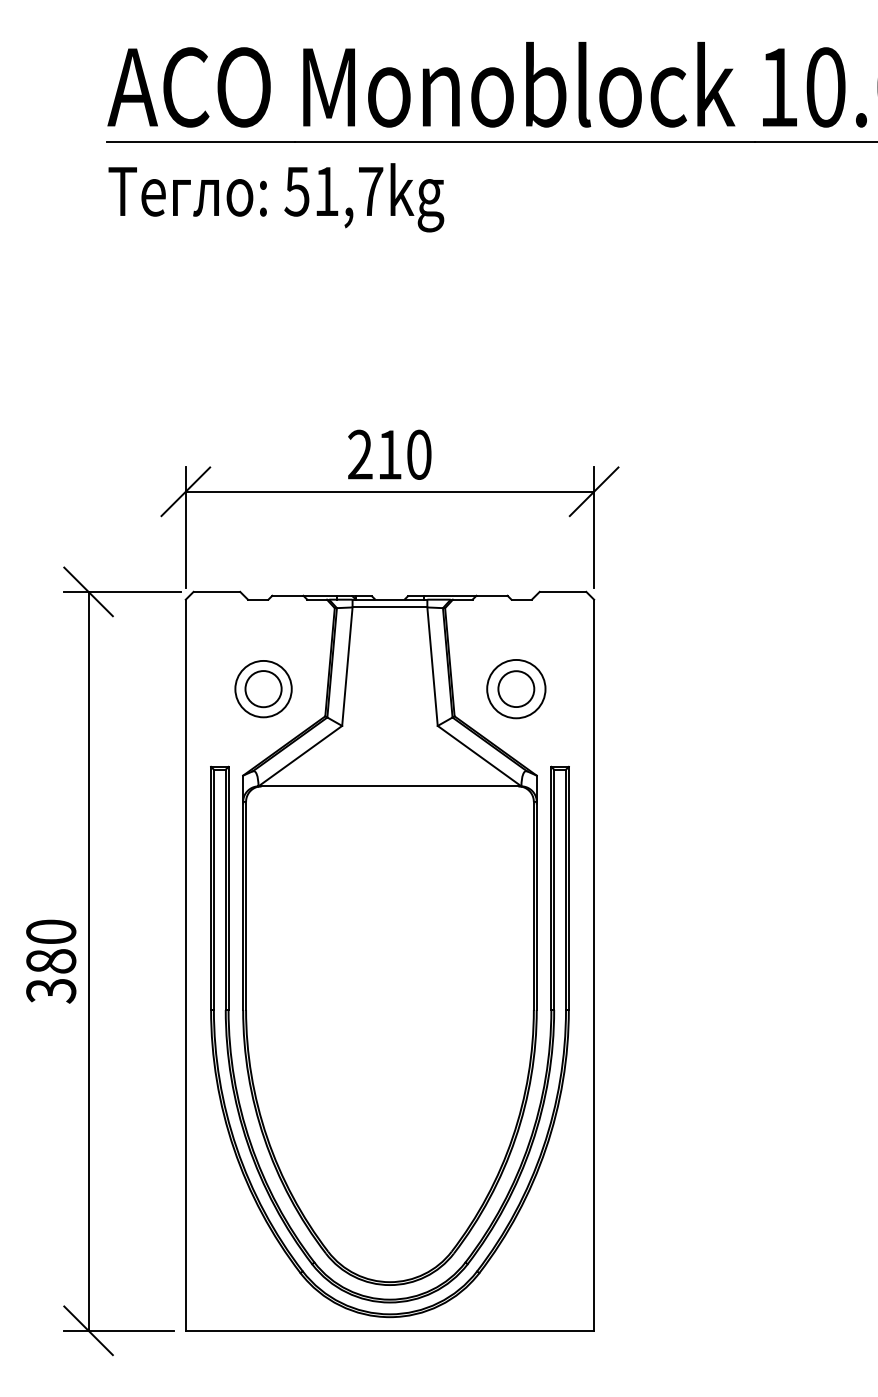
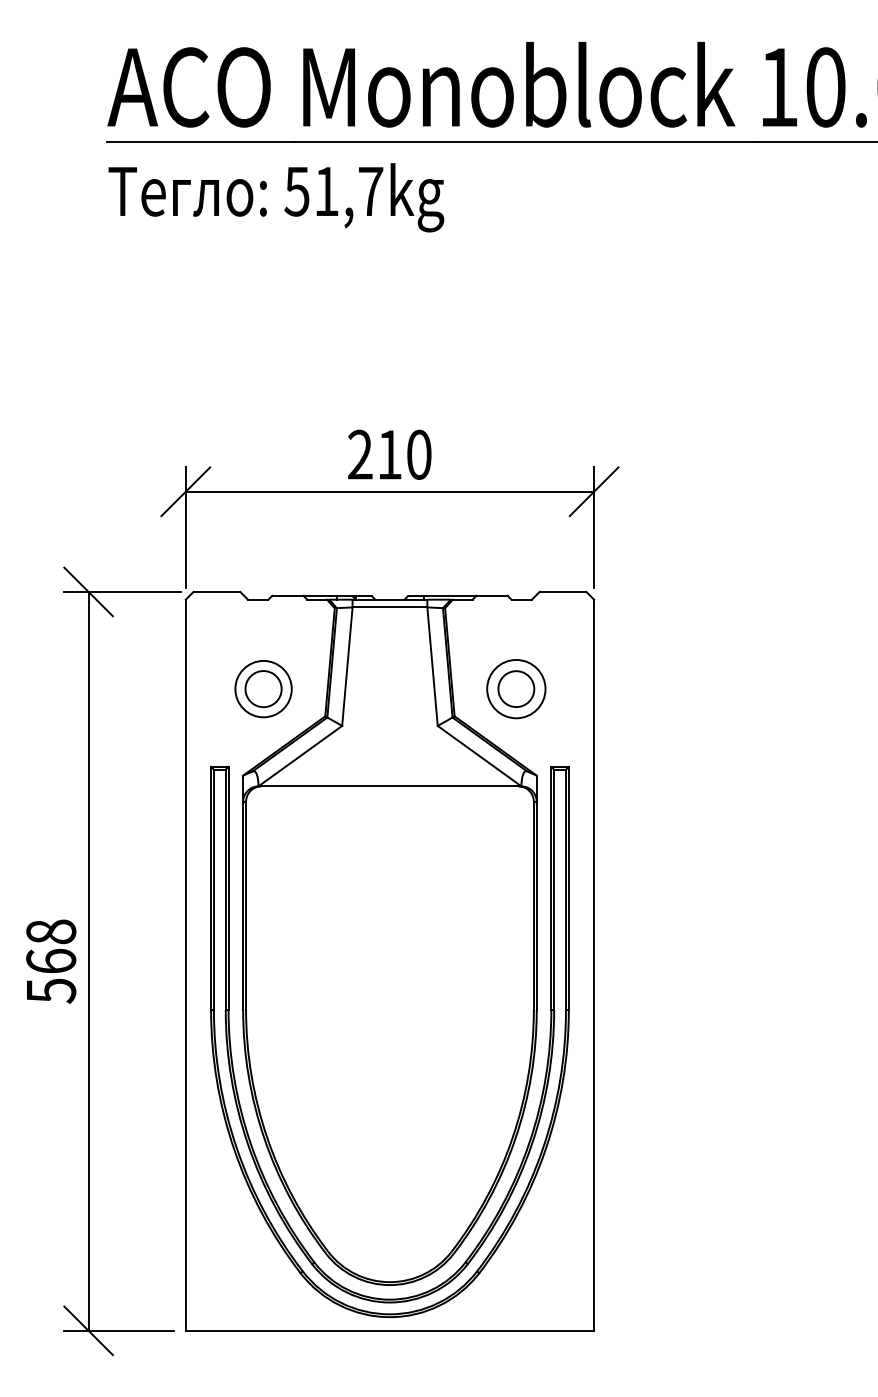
text: 380 -> 568 (51, 961)
